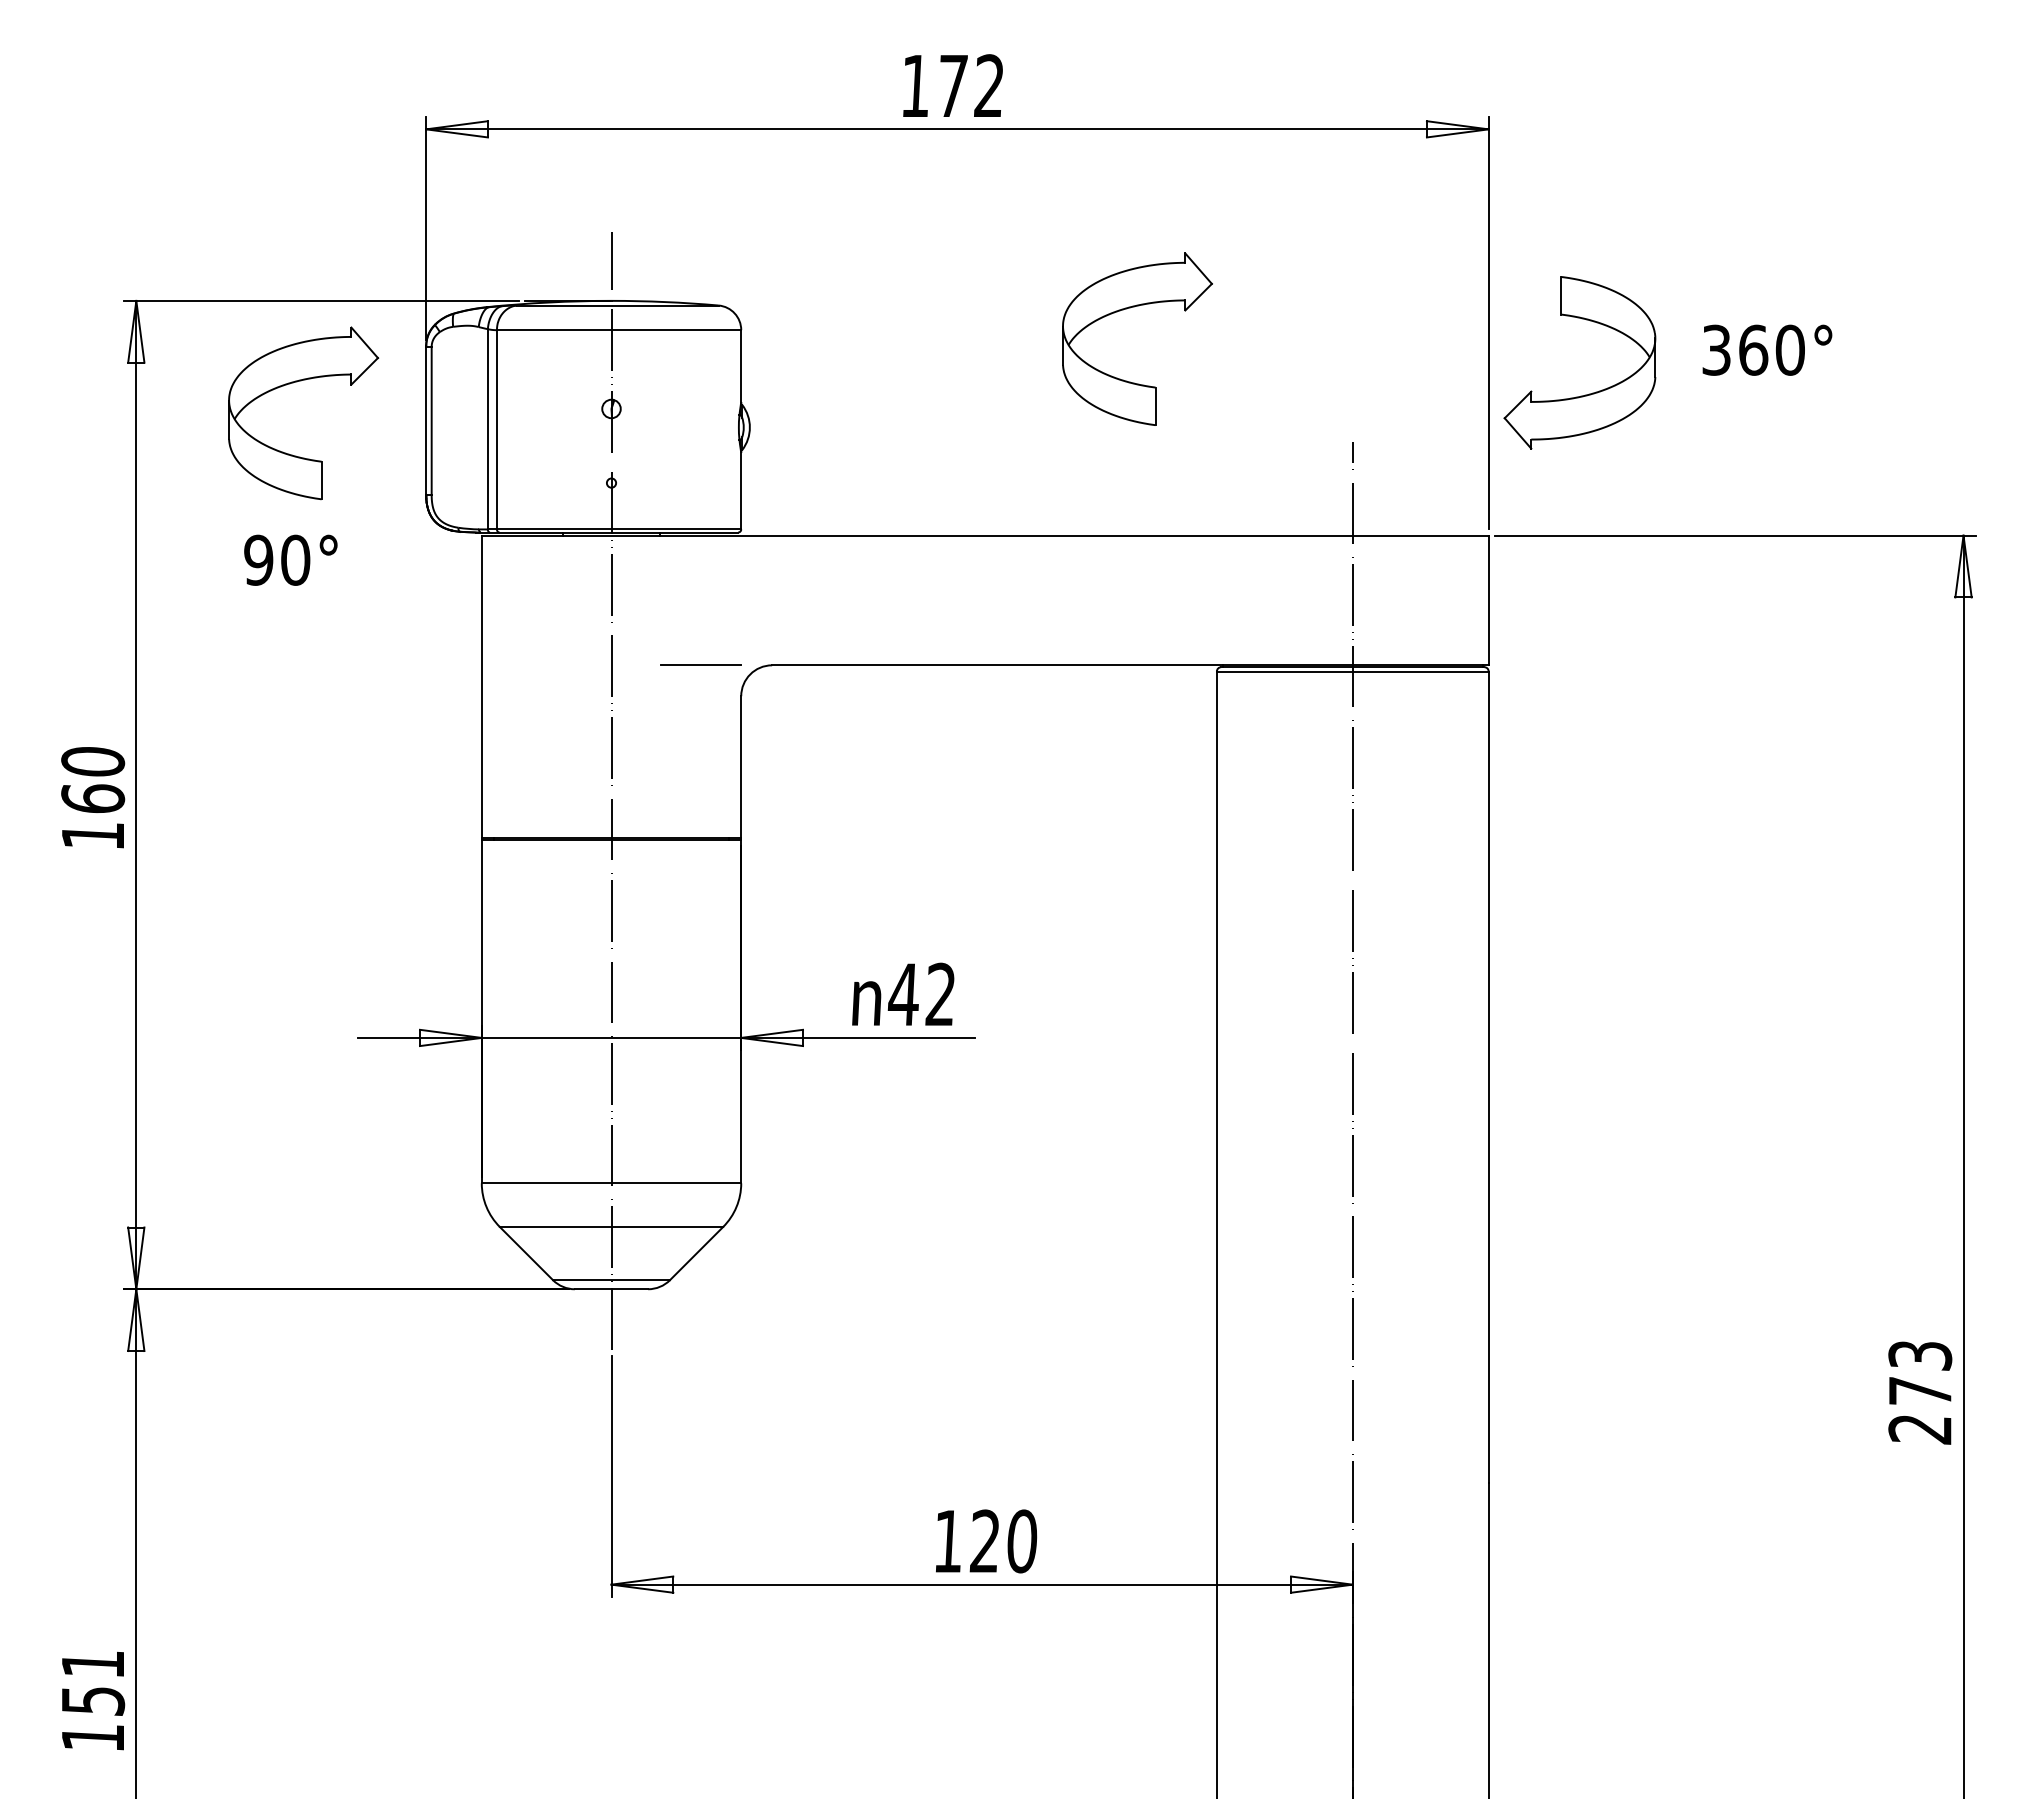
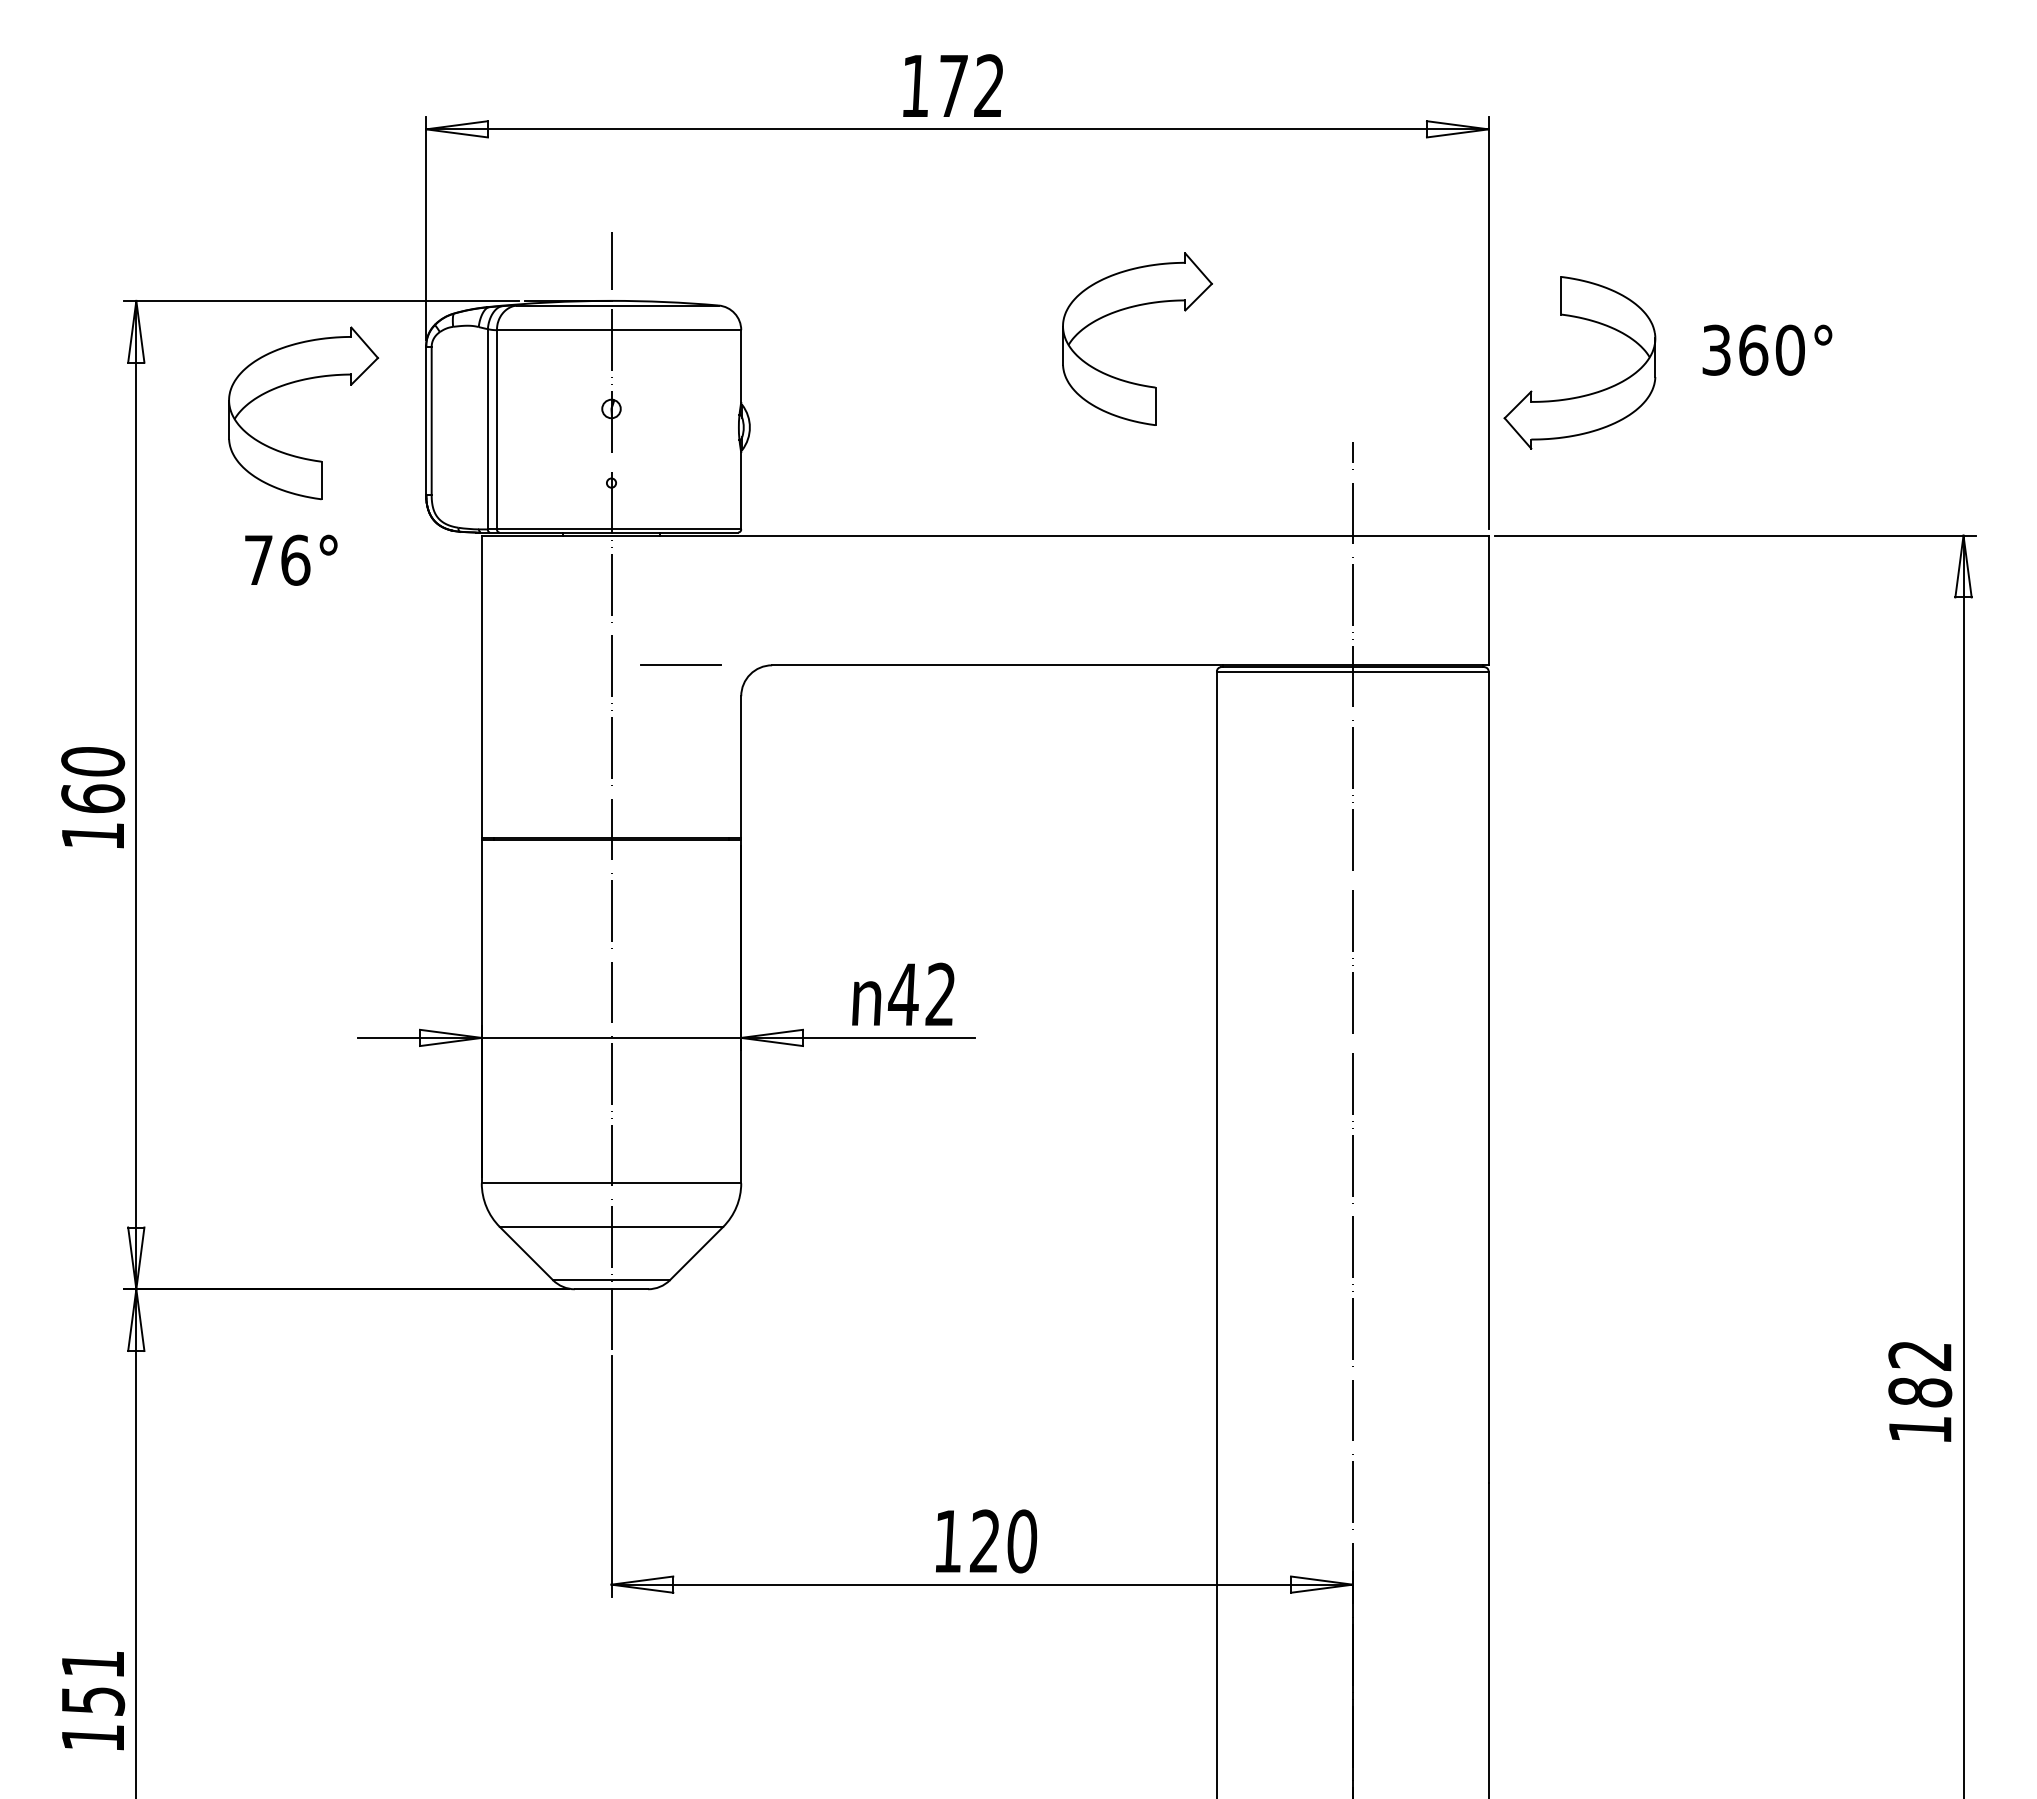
text: 90° -> 76° (277, 559)
line position: (700, 664) -> (680, 664) (680, 664)
text: 273 -> 182 (1920, 1392)
